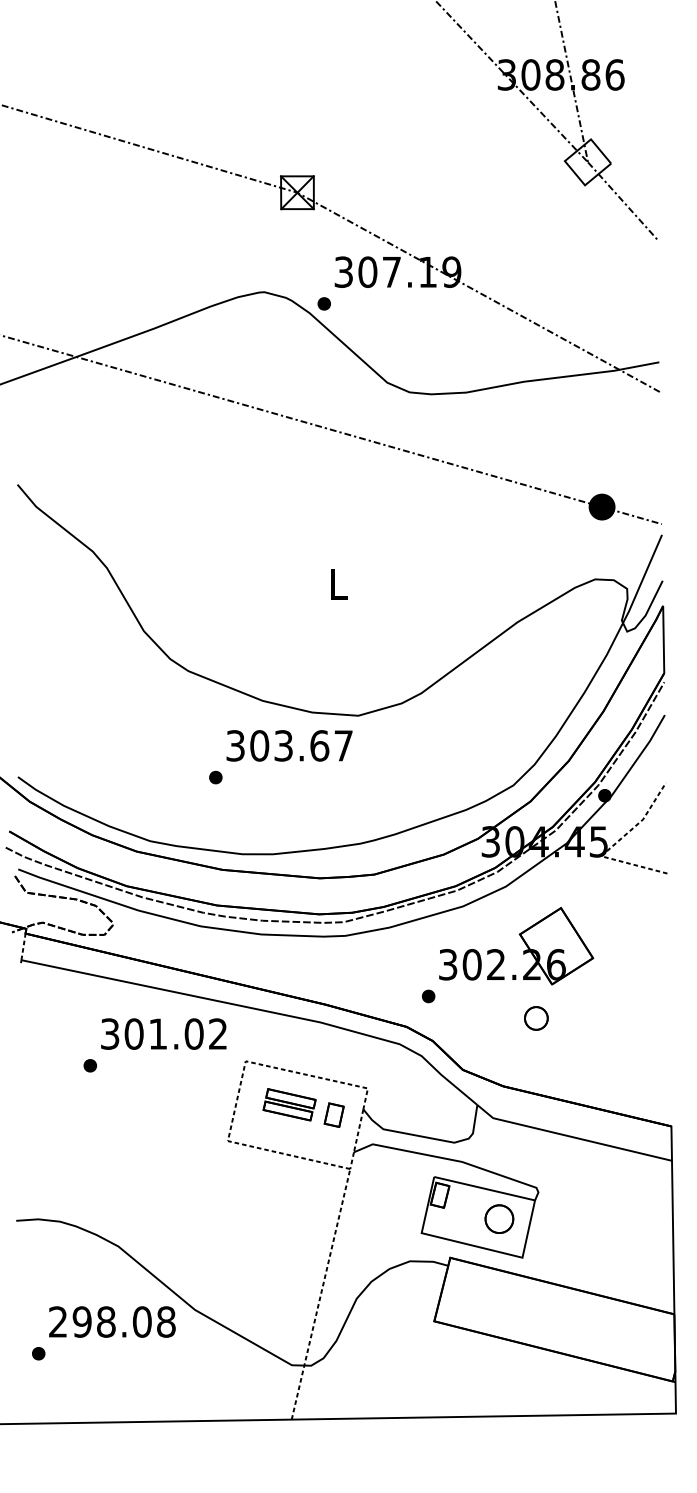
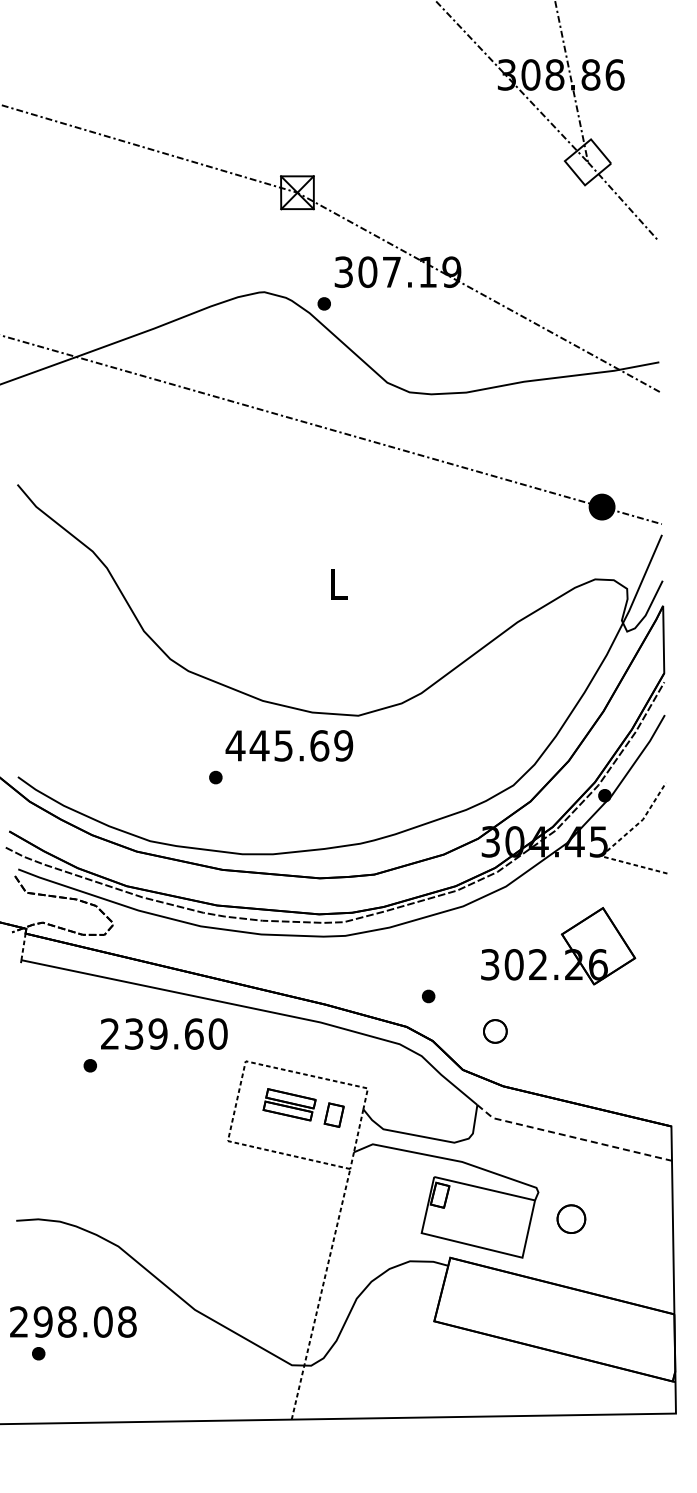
text: 303.67 -> 445.69 (289, 745)
part position: (523, 950) -> (565, 950) (565, 950)
part position: (536, 1018) -> (495, 1031) (495, 1031)
text: 301.02 -> 239.60 (164, 1033)
line: solid -> dashed (571, 1136)
part position: (499, 1218) -> (571, 1218) (571, 1218)
text position: (112, 1321) -> (73, 1321) (73, 1321)
